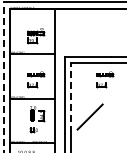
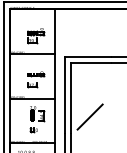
line: dashed -> solid (3, 77)
part: present -> none (105, 79)
line: dashed -> solid (70, 97)
